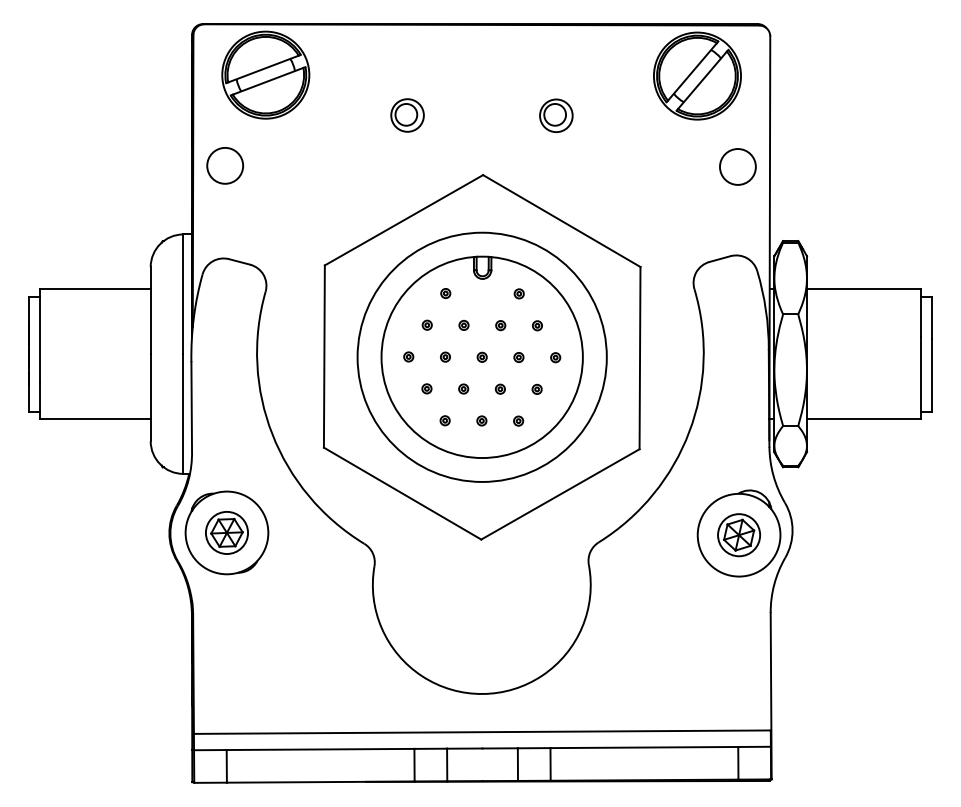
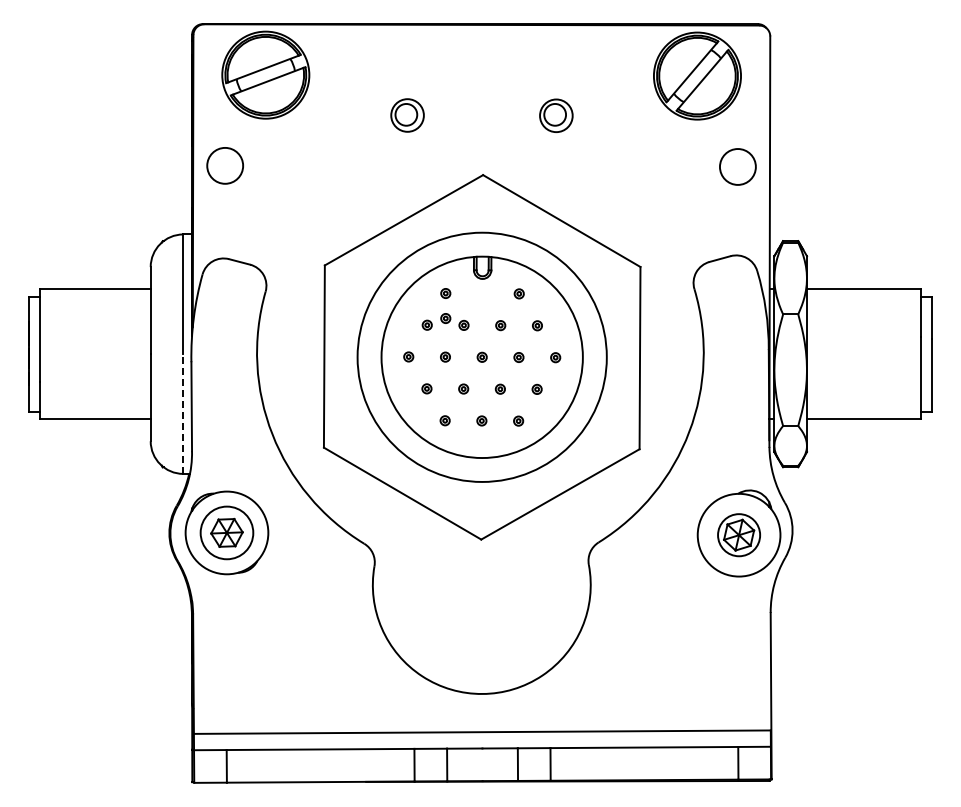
part: none -> present (445, 318)
line: solid -> dashed (183, 414)
circle diameter: 42 px -> 53 px (226, 532)
